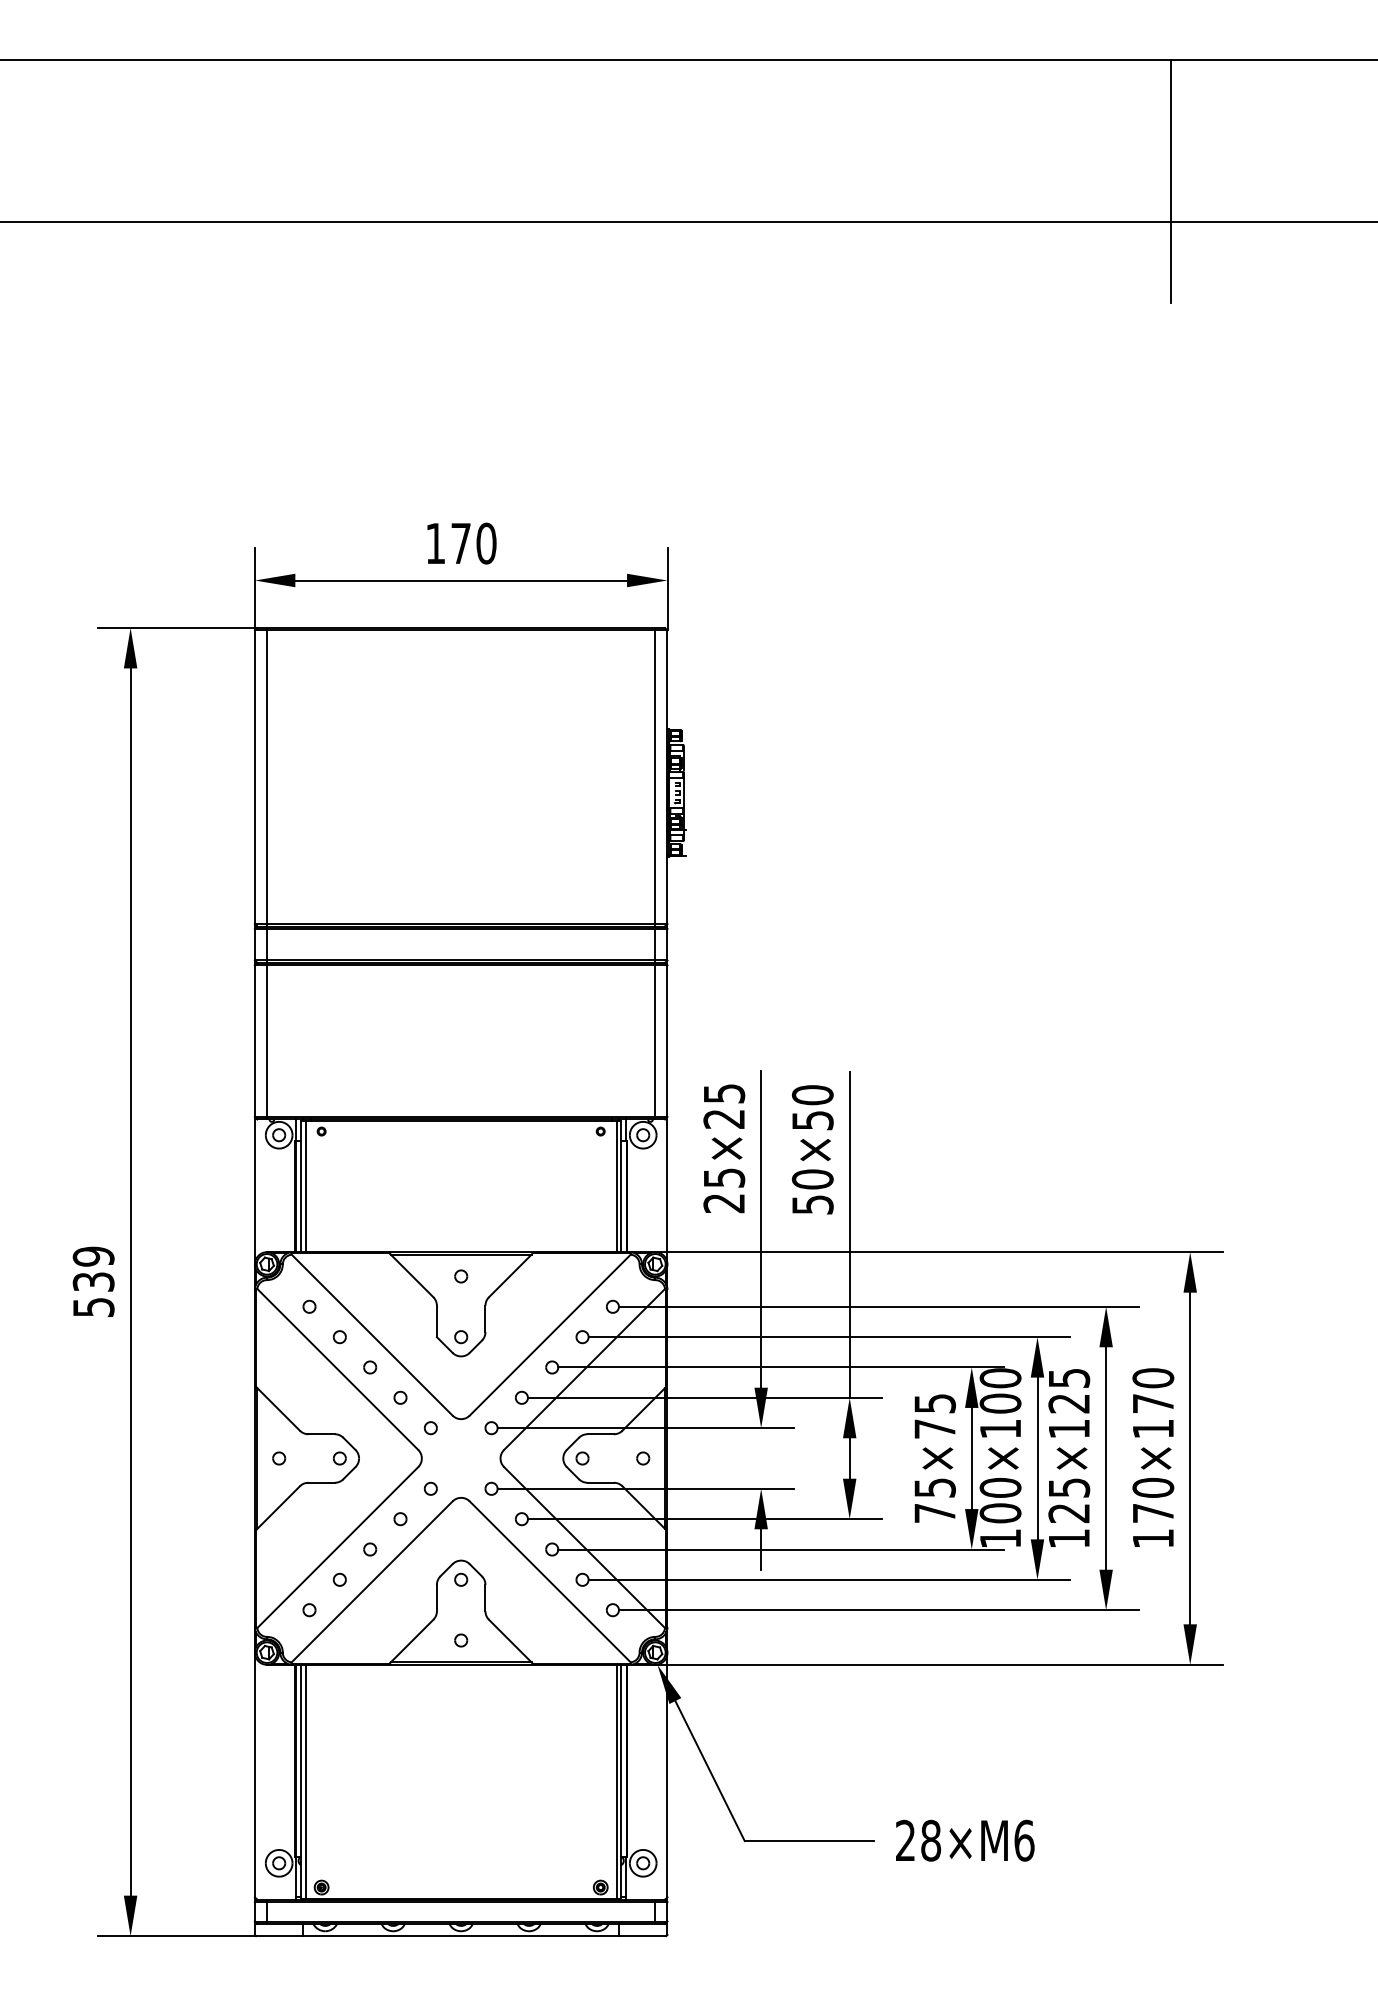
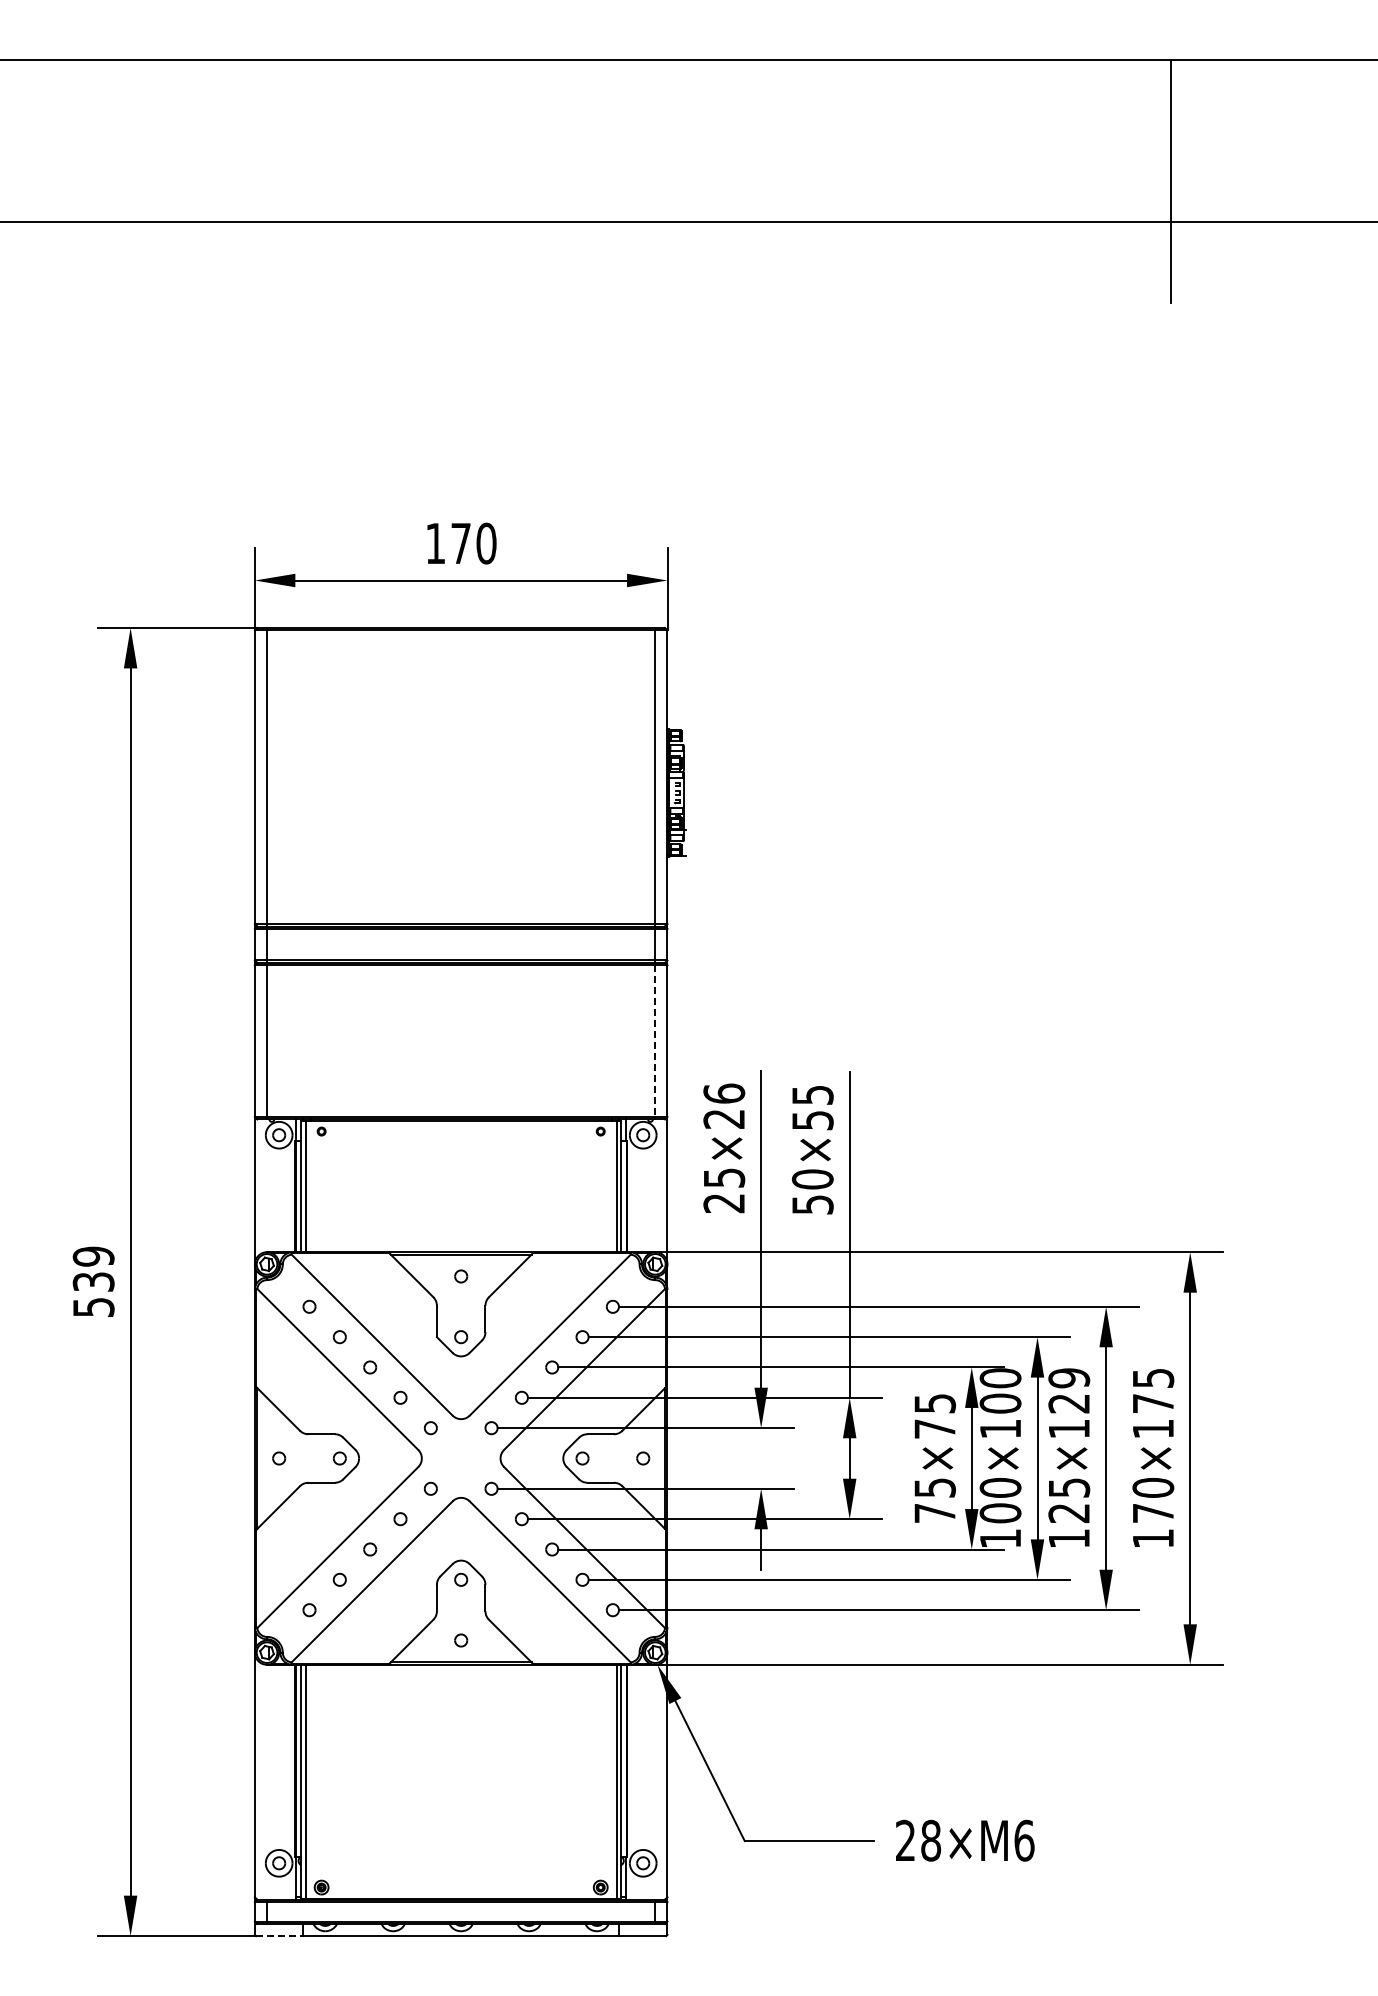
line: solid -> dashed (655, 1041)
text: 25×25 -> 25×26 (724, 1093)
text: 50×50 -> 50×55 (812, 1095)
text: 125×125 -> 125×129 (1068, 1378)
text: 170×170 -> 170×175 (1153, 1378)
line: solid -> dashed (279, 1936)
